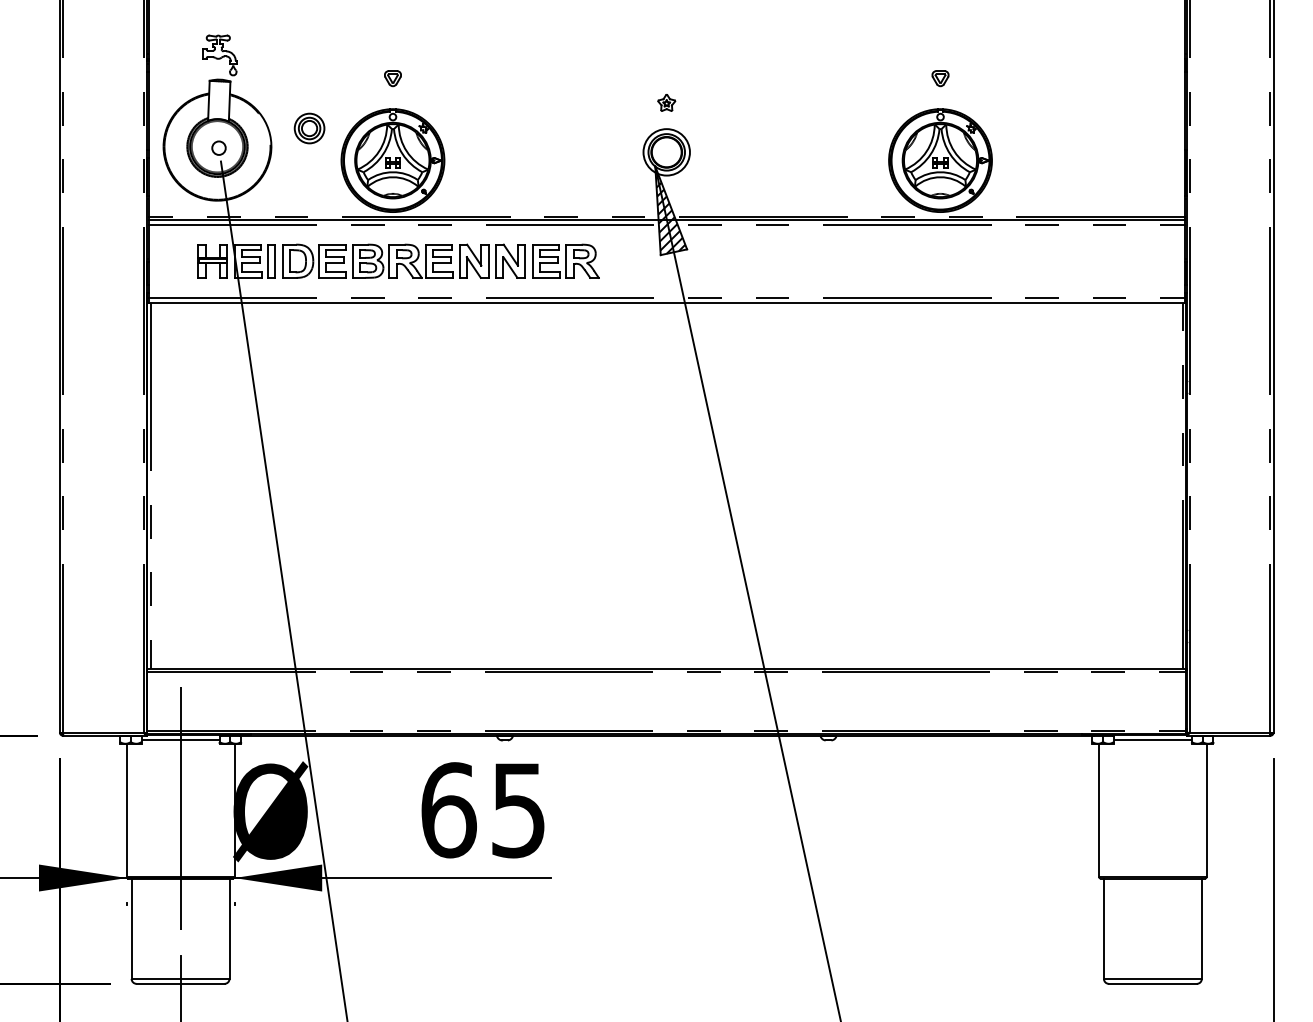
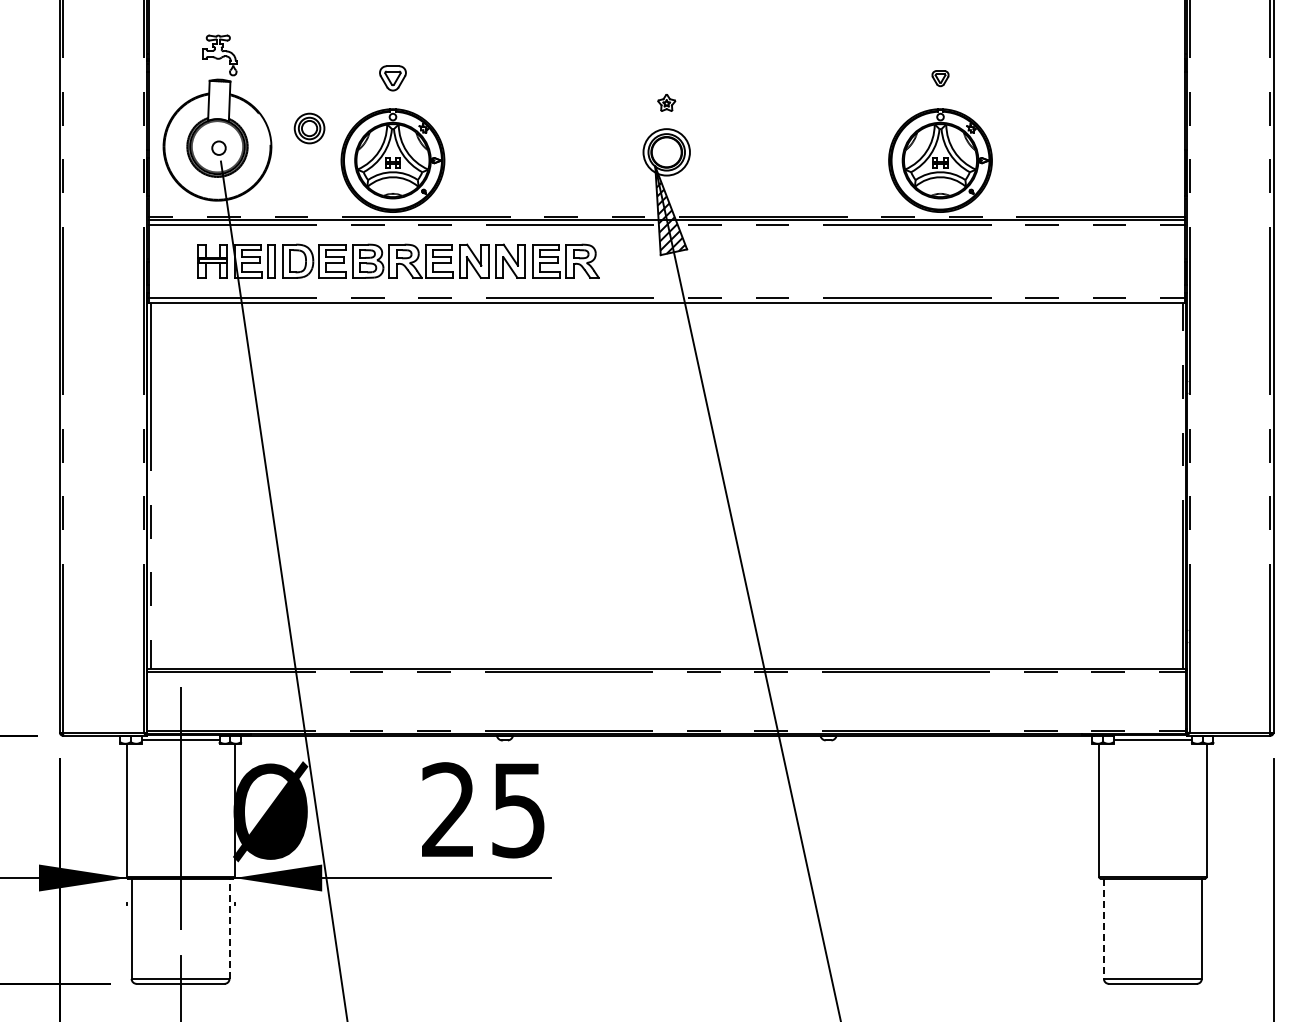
part size: 18x18 px -> 28x27 px (392, 78)
text: 65 -> 25 (448, 810)
line: solid -> dashed (229, 928)
line: solid -> dashed (1103, 929)
